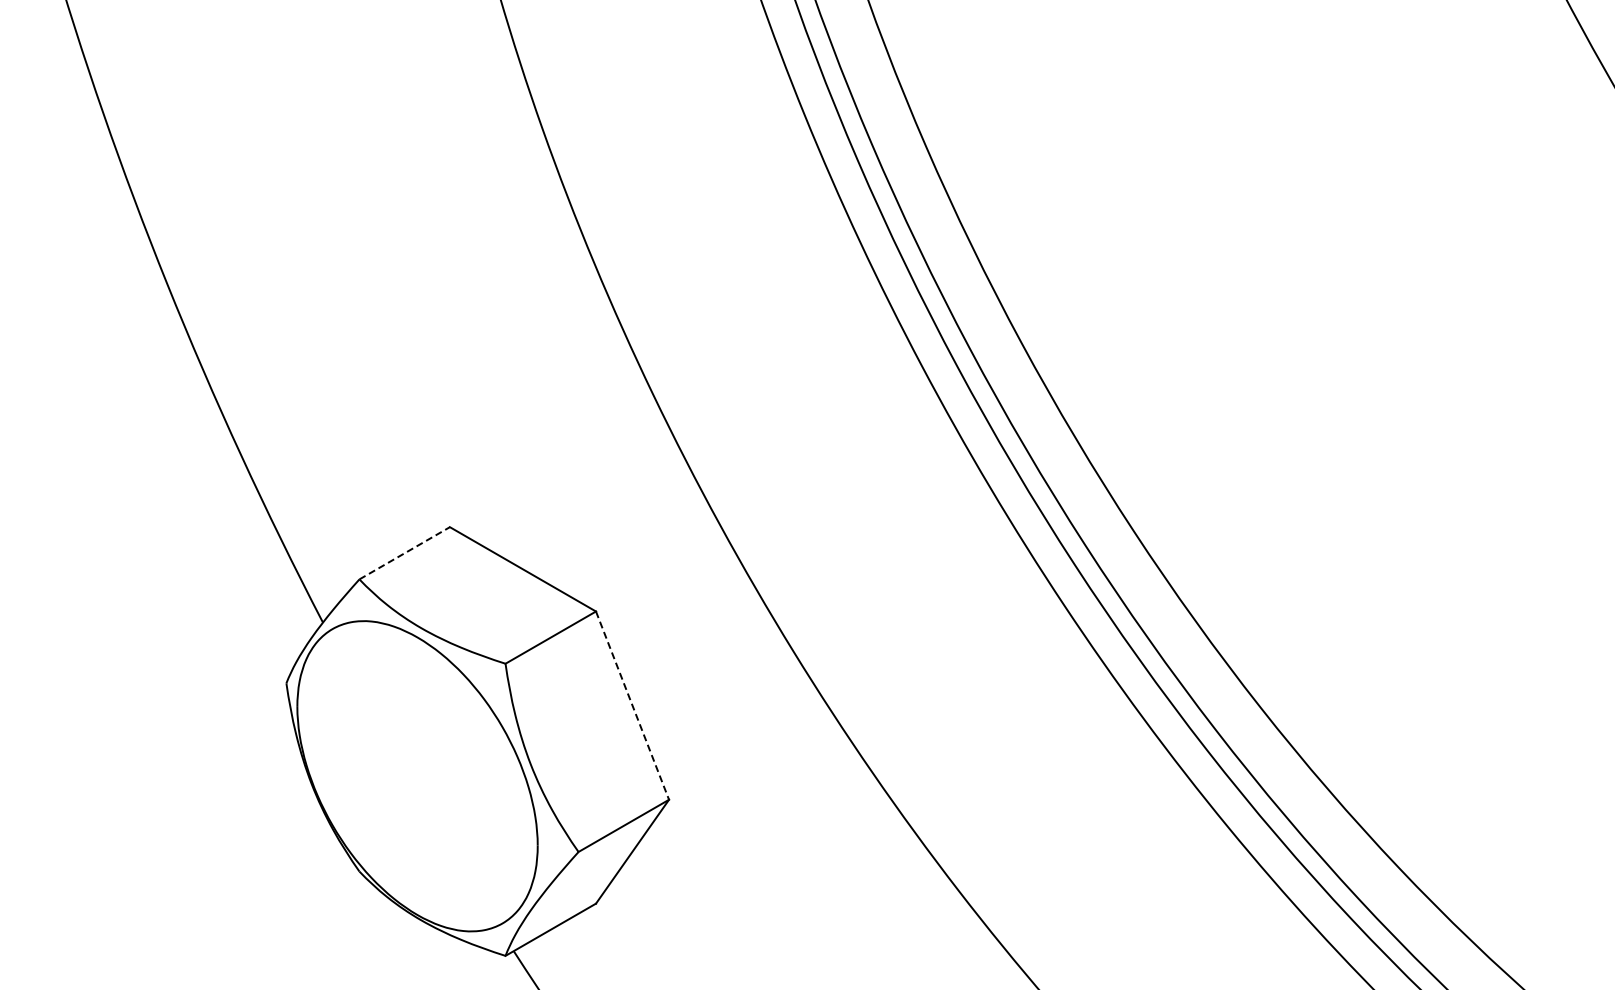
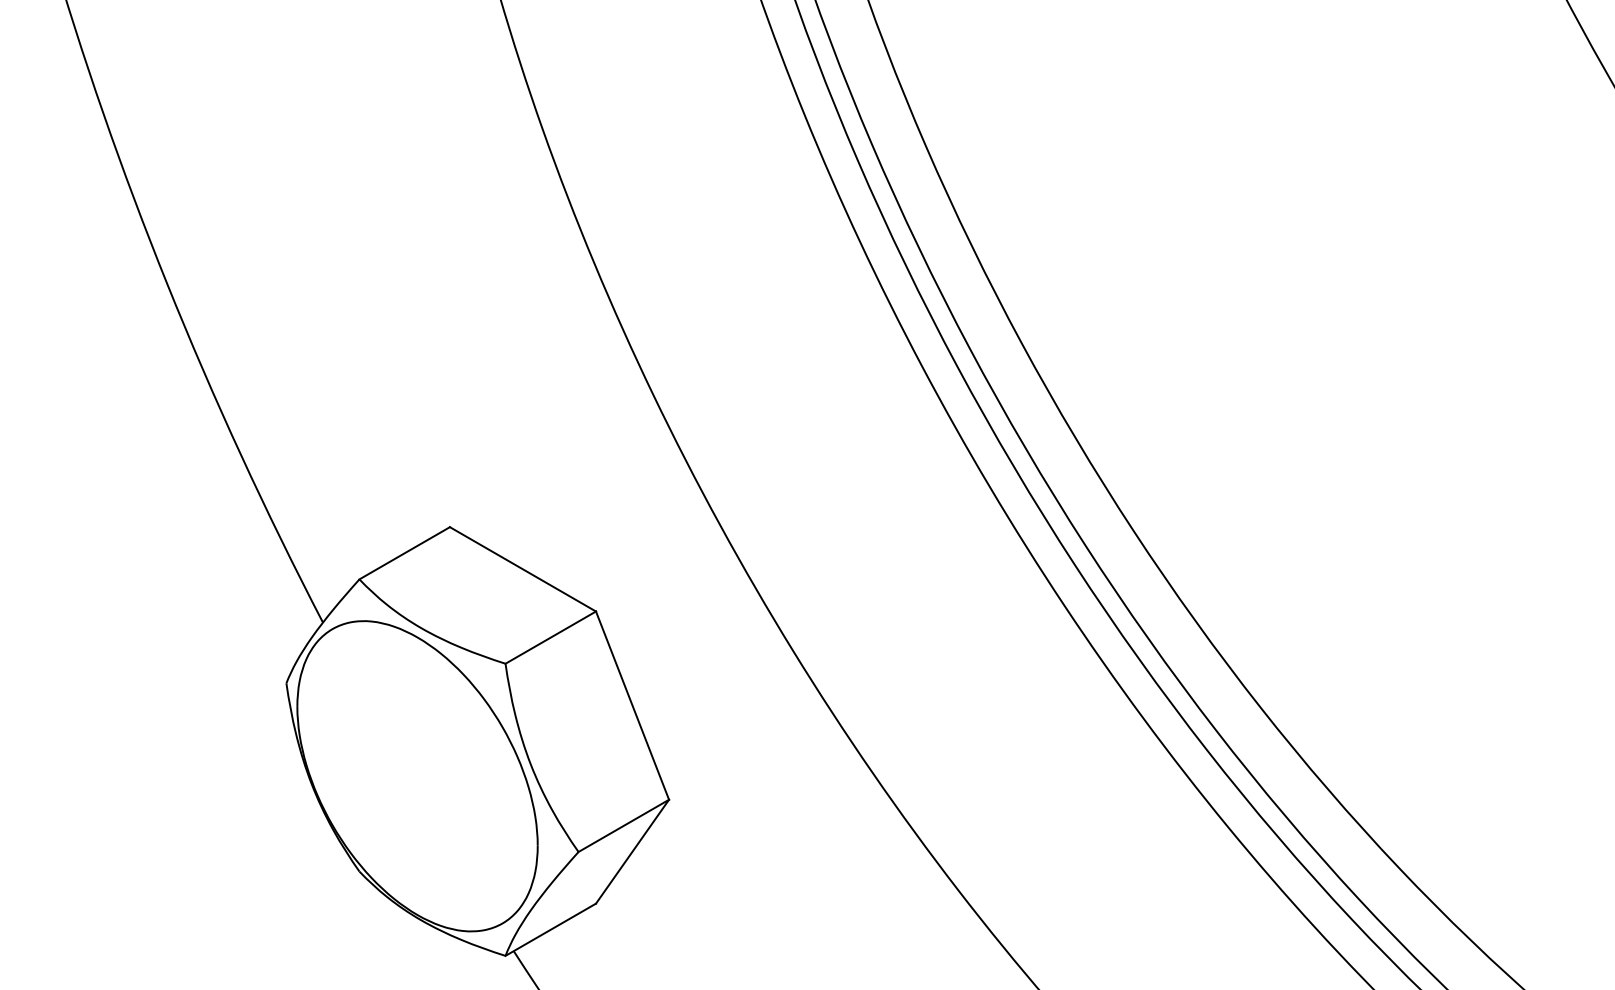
line: dashed -> solid (405, 553)
line: dashed -> solid (632, 705)
